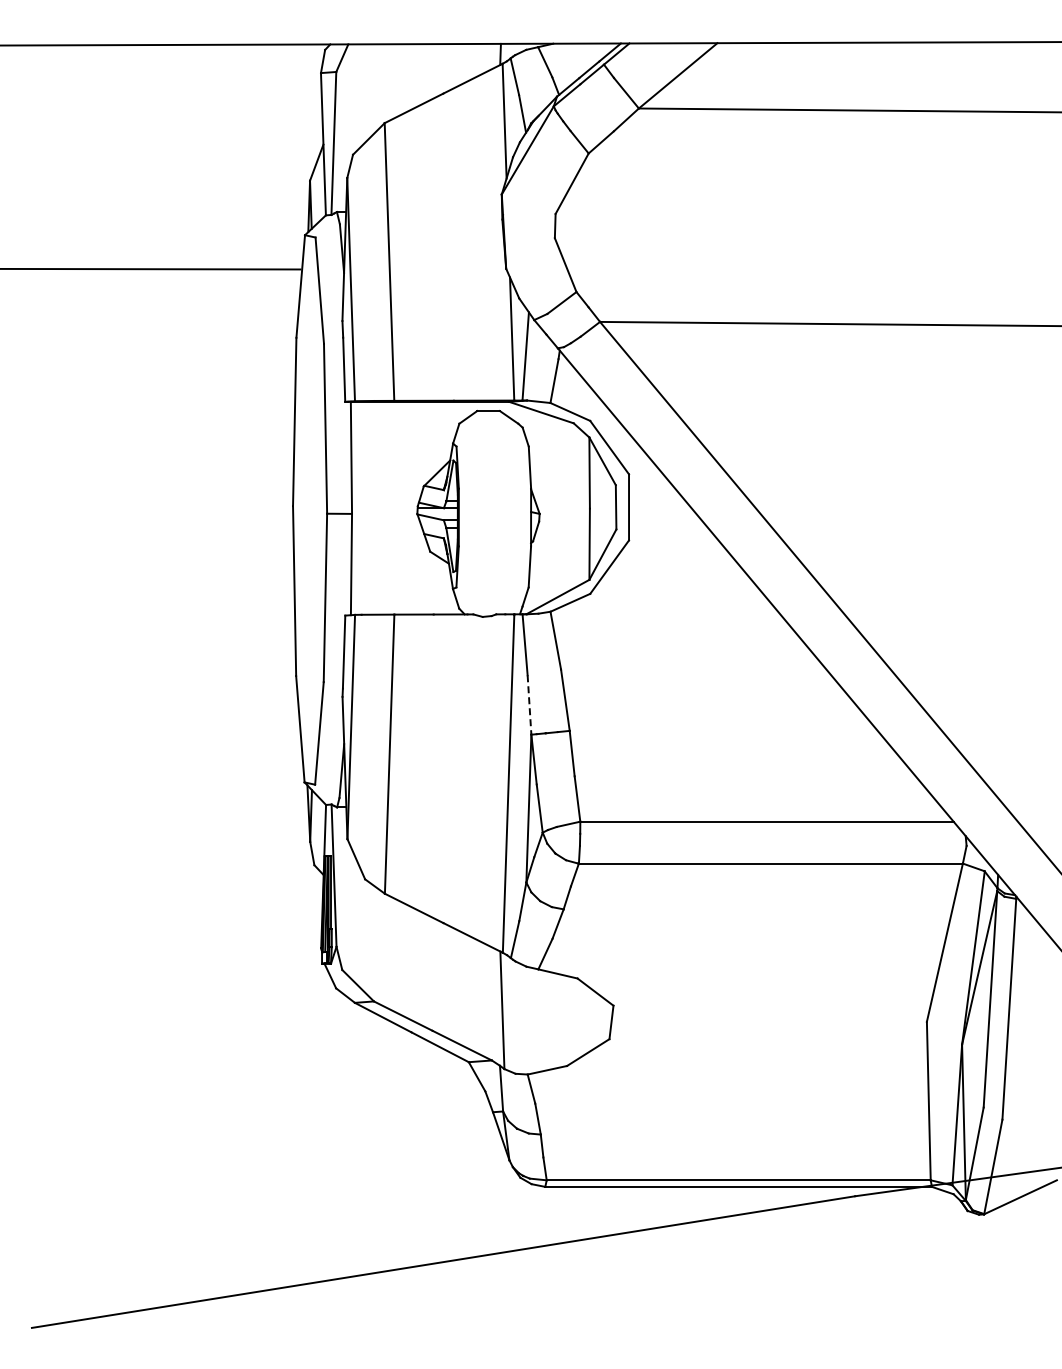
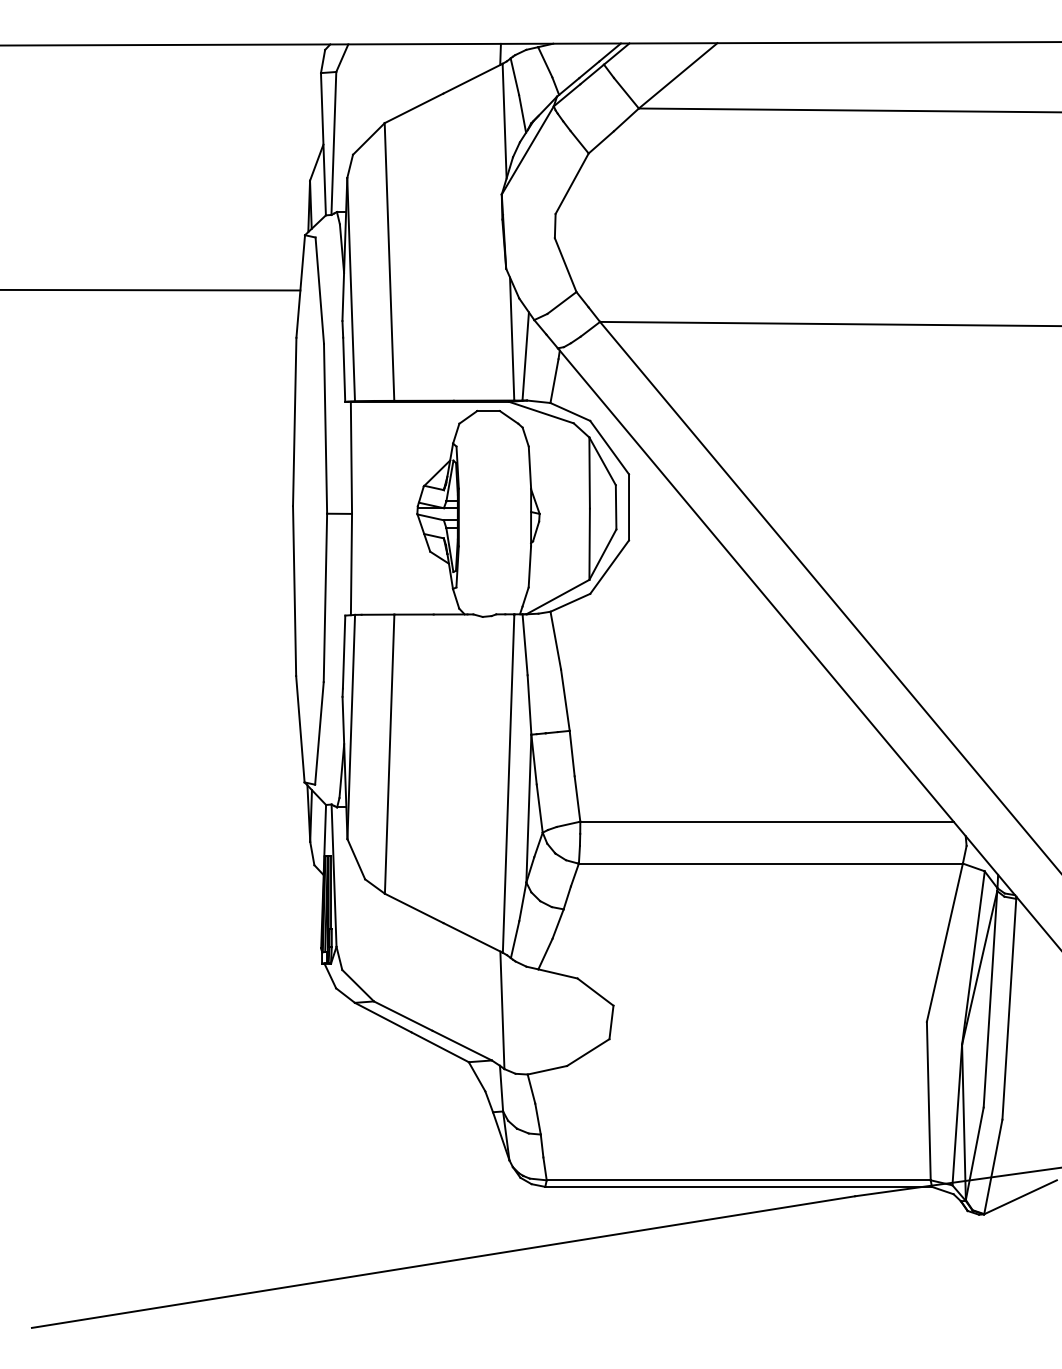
line position: (151, 268) -> (151, 289) (151, 289)
line: dashed -> solid (529, 705)
